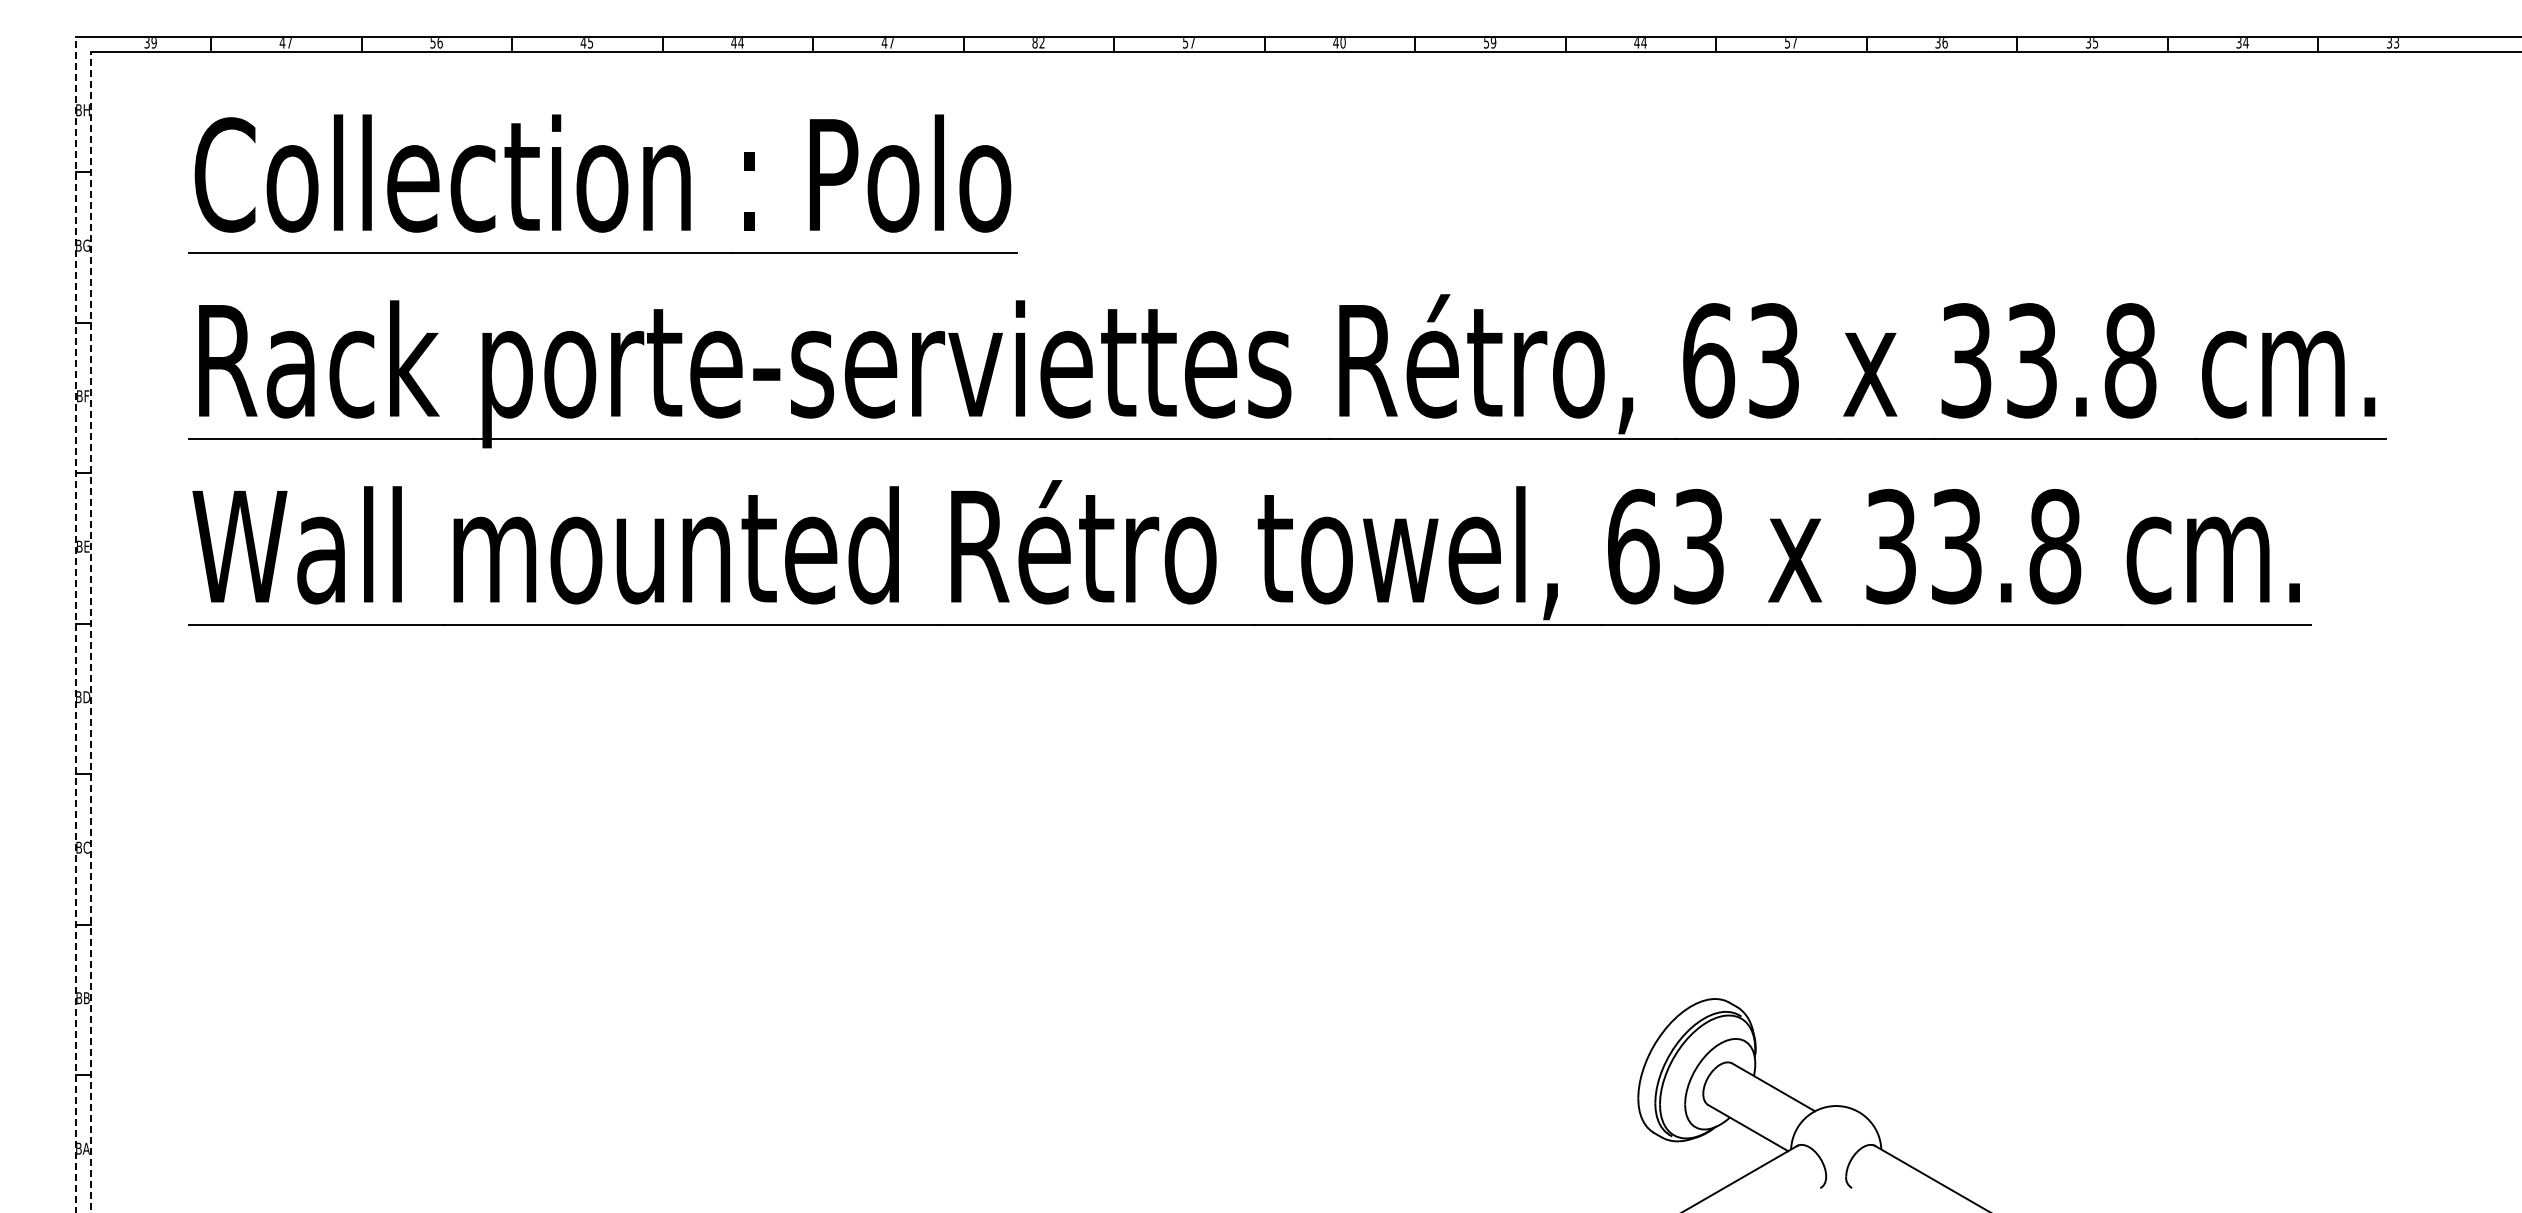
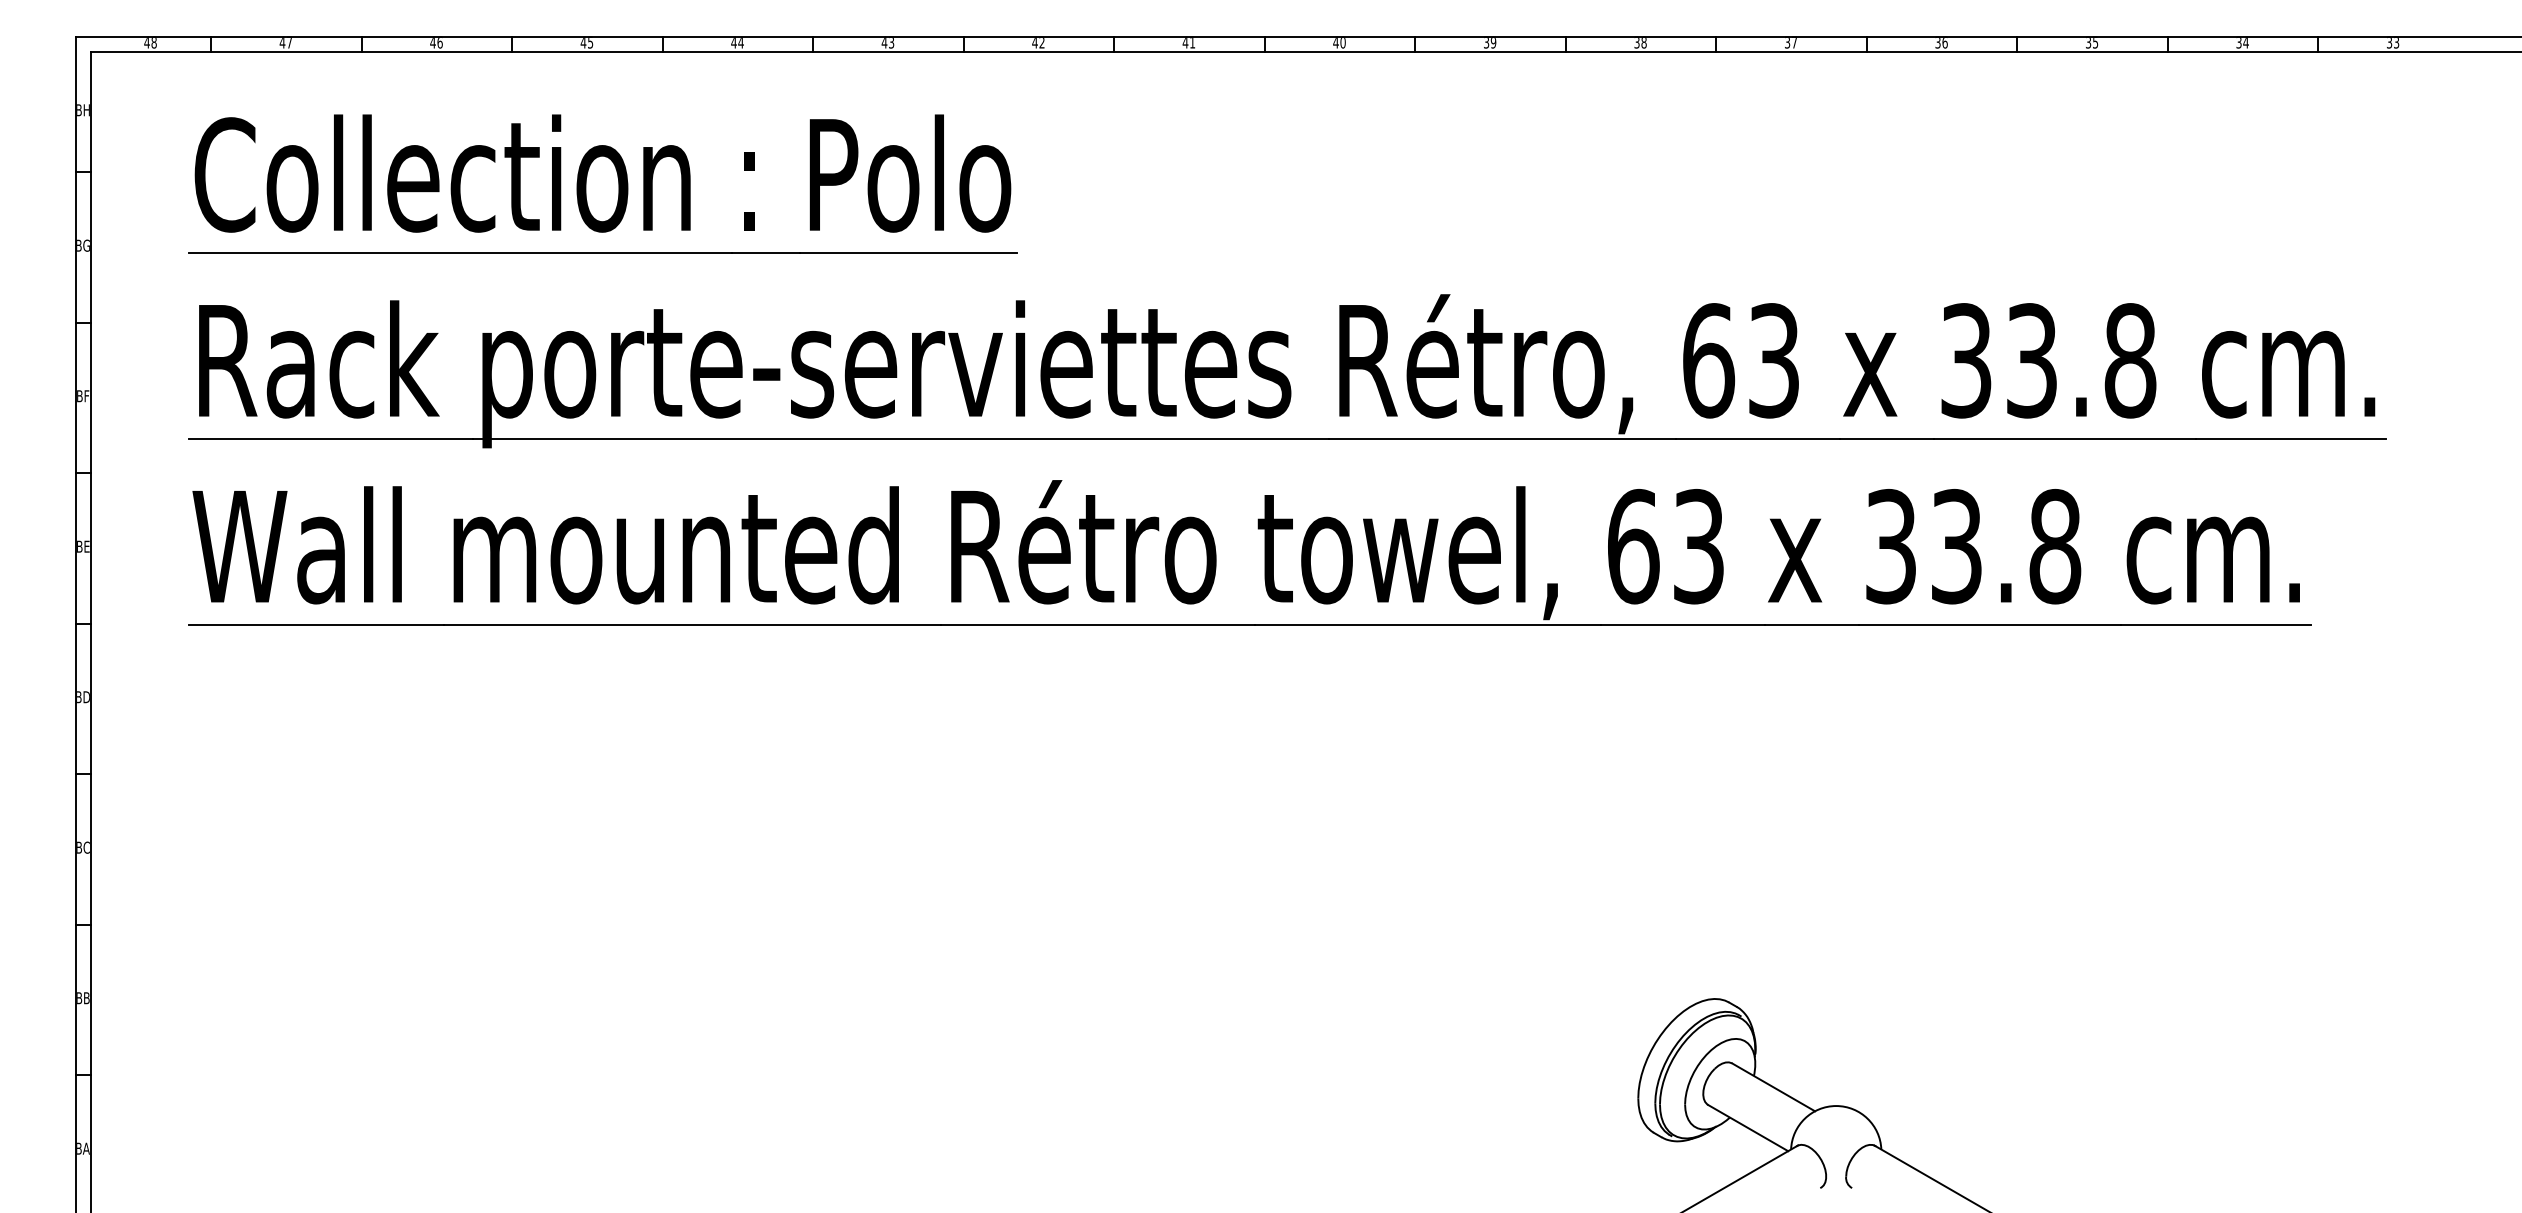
text: 59 -> 39 (1486, 42)
text: 57 -> 37 (1787, 42)
text: 39 -> 48 (150, 43)
text: 56 -> 46 (432, 43)
text: 47 -> 43 (891, 43)
text: 82 -> 42 (1034, 43)
text: 57 -> 41 (1188, 43)
text: 44 -> 38 (1640, 43)
line: dashed -> solid (75, 624)
line: dashed -> solid (90, 632)
